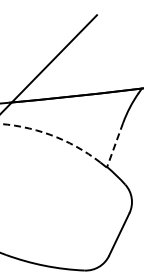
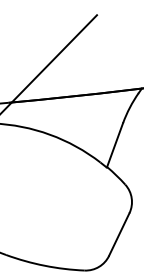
arc: dashed -> solid (52, 135)
line: dashed -> solid (115, 145)
